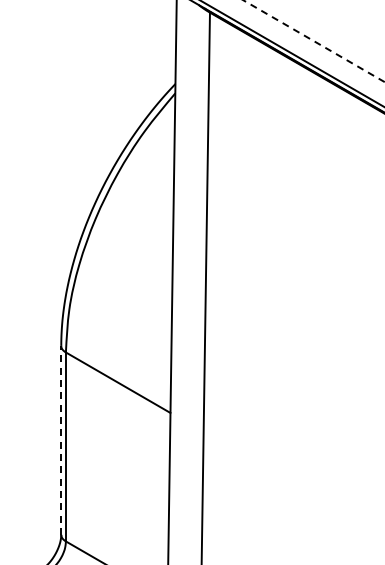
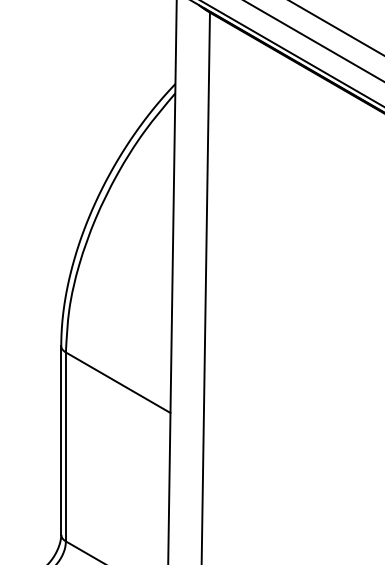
line: none -> present (336, 27)
line: dashed -> solid (313, 40)
line: dashed -> solid (61, 439)
